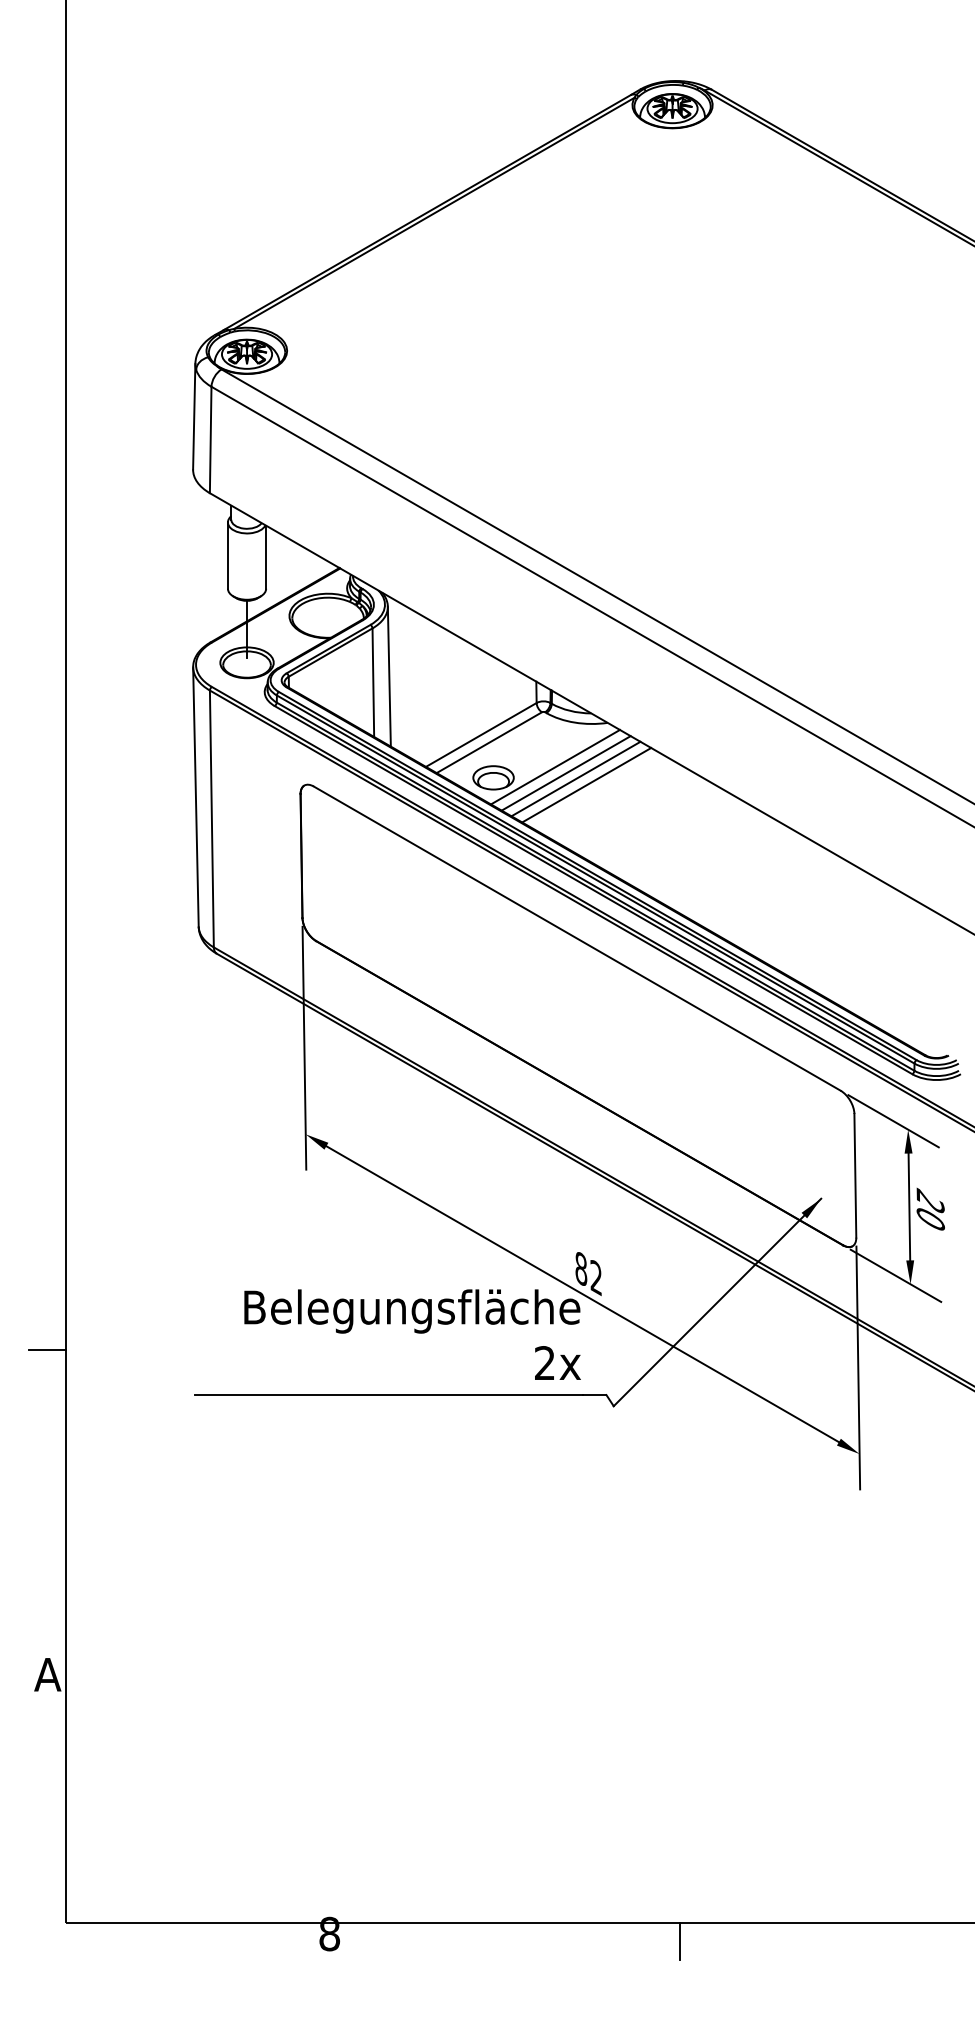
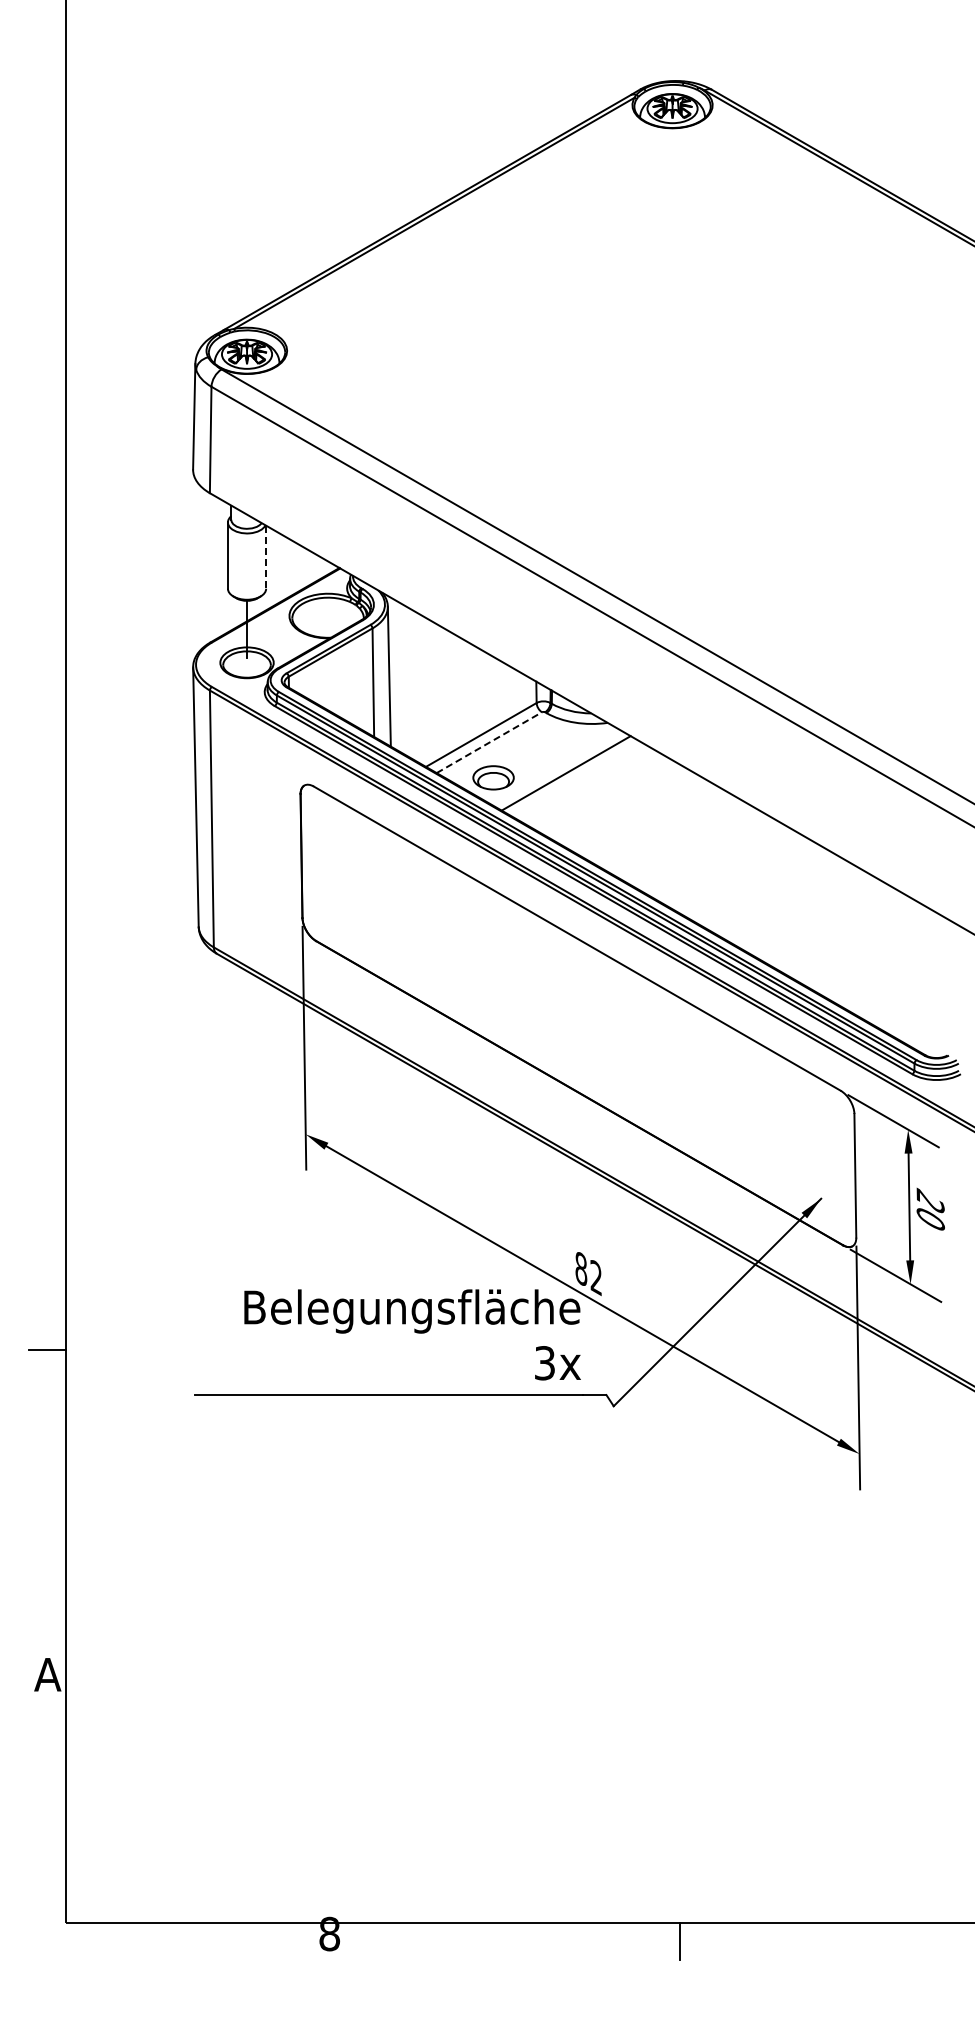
line: solid -> dashed (266, 557)
line: solid -> dashed (489, 742)
line: present -> none (554, 766)
line: present -> none (575, 778)
line: present -> none (586, 784)
text: 2x -> 3x (544, 1363)
